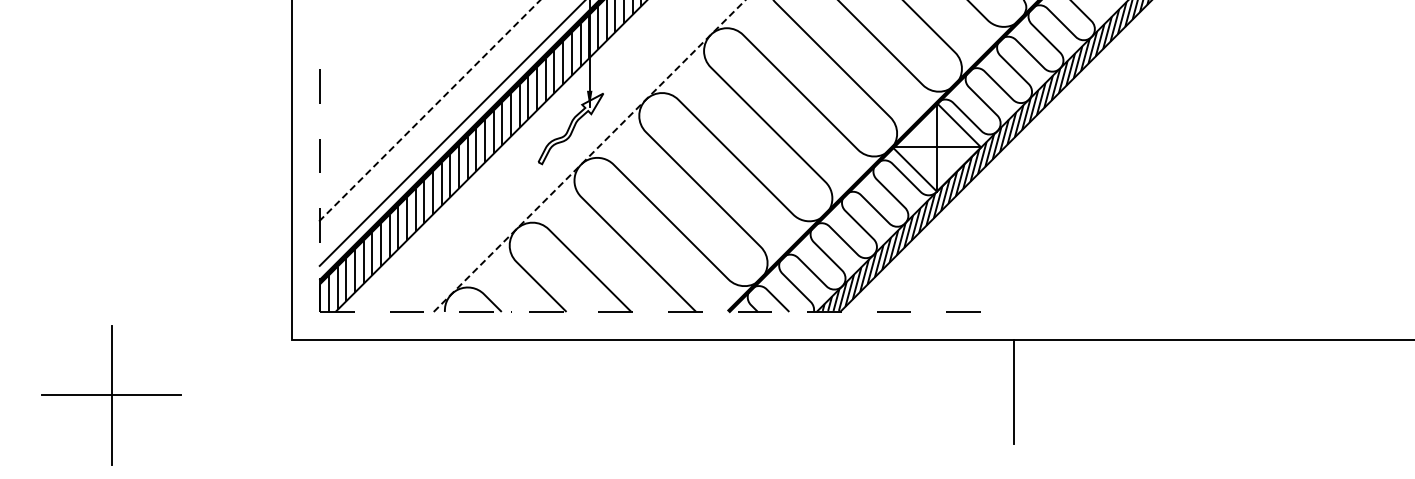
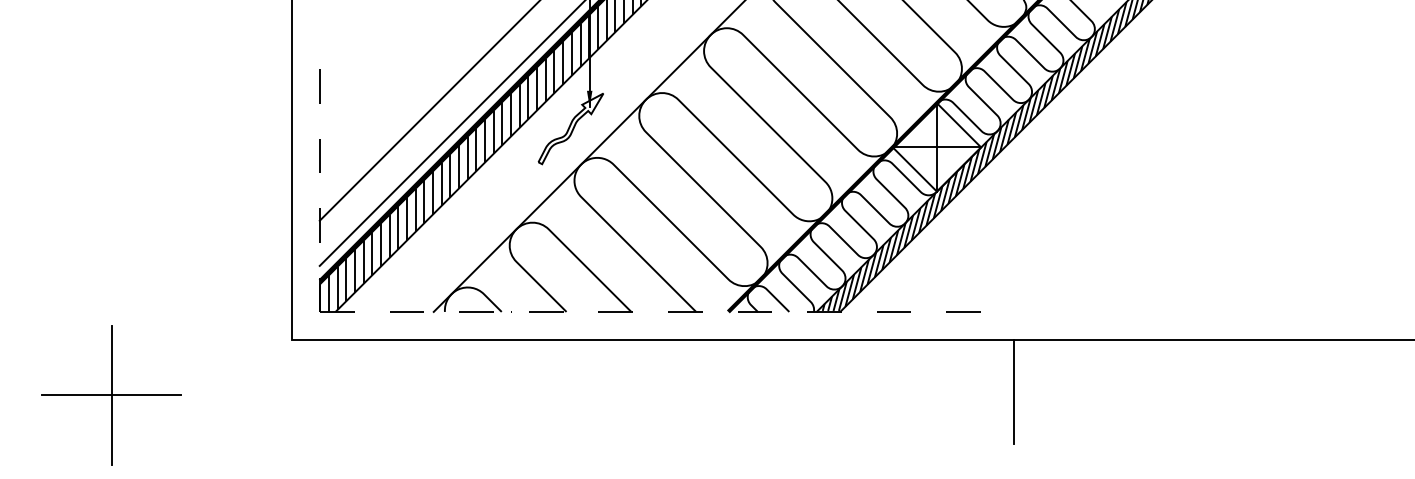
line: dashed -> solid (430, 110)
line: dashed -> solid (590, 155)
